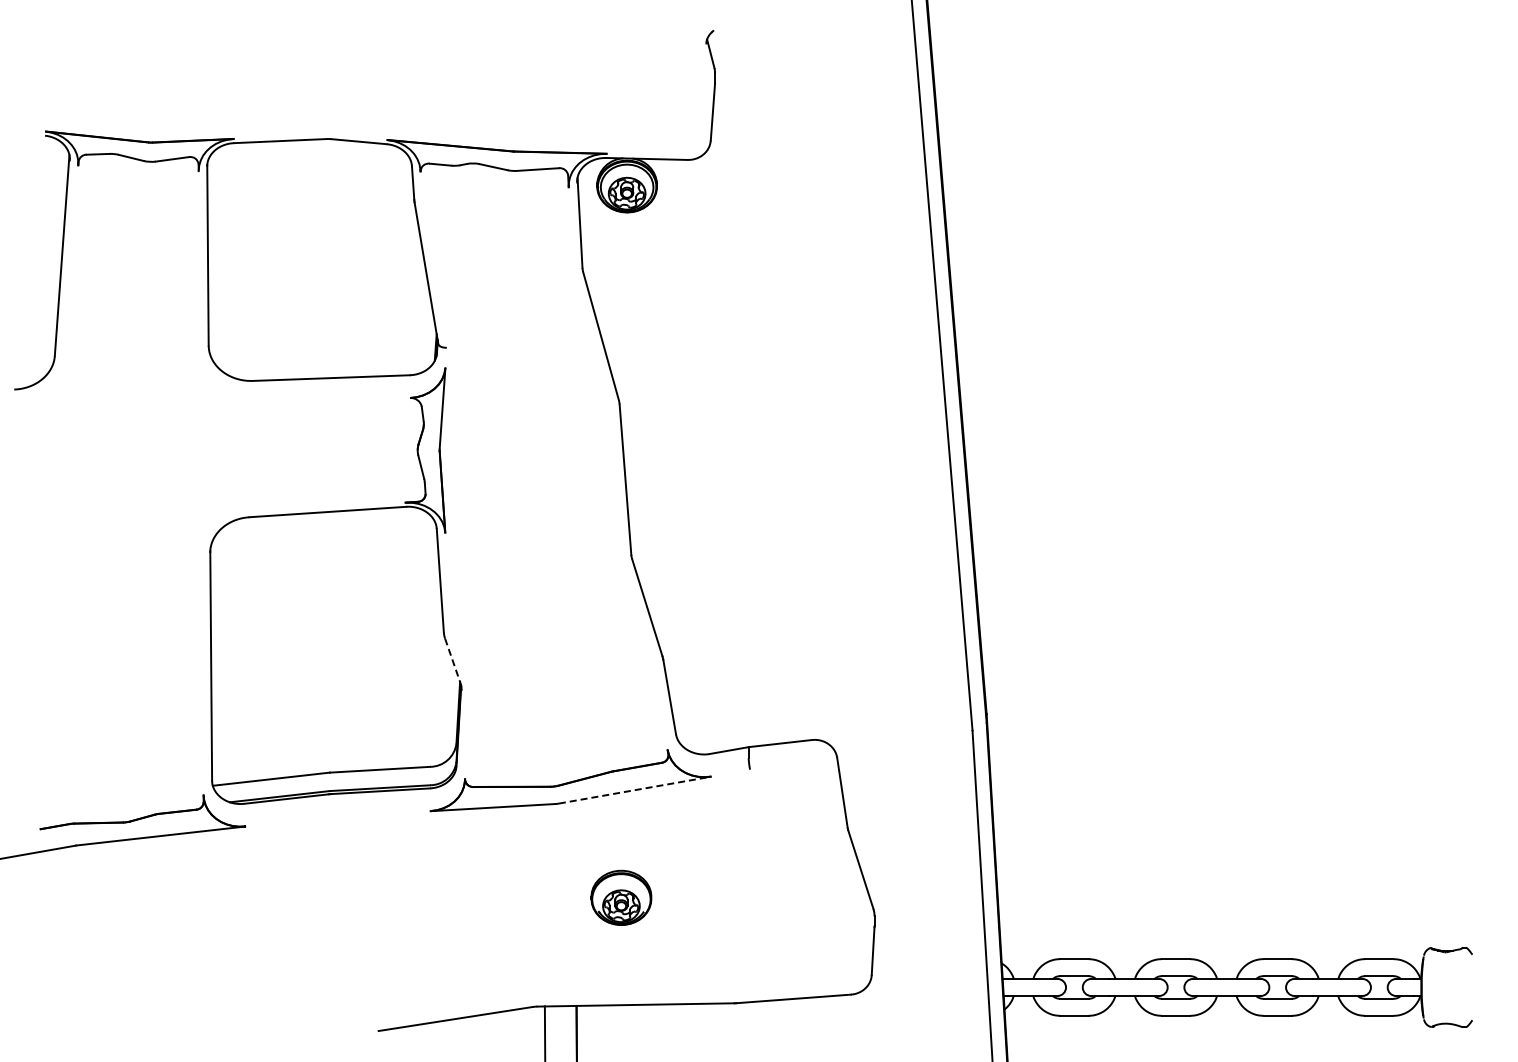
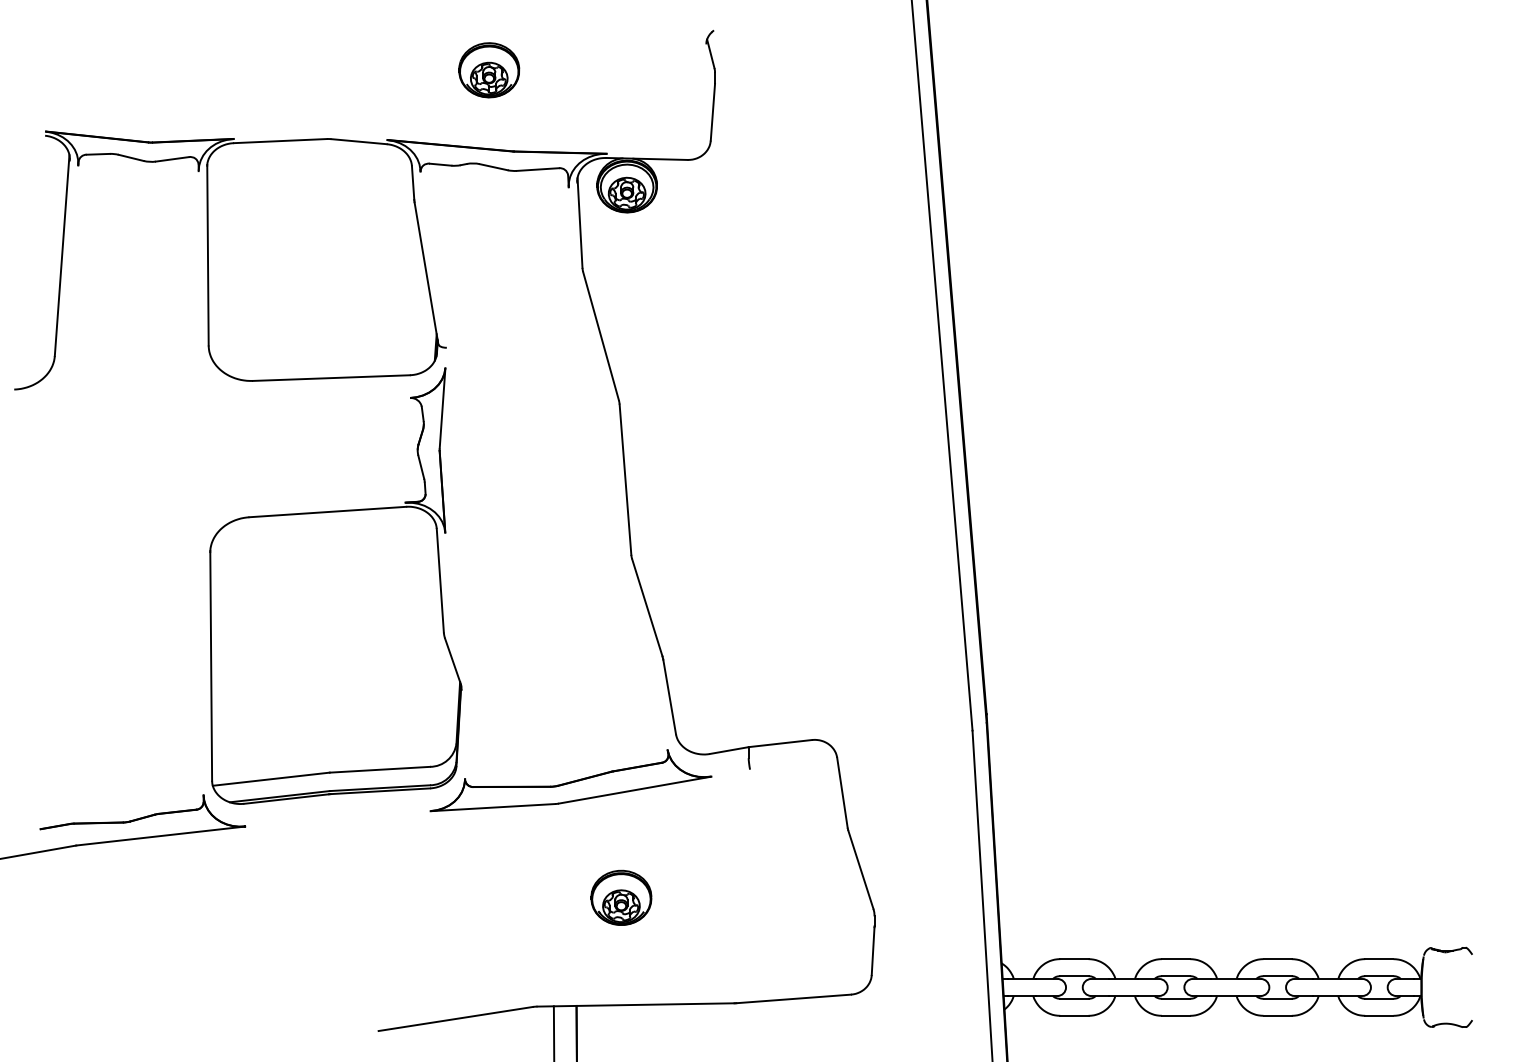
part: none -> present (489, 70)
line: dashed -> solid (452, 661)
line: dashed -> solid (635, 790)
line position: (544, 1032) -> (553, 1032) (553, 1032)
